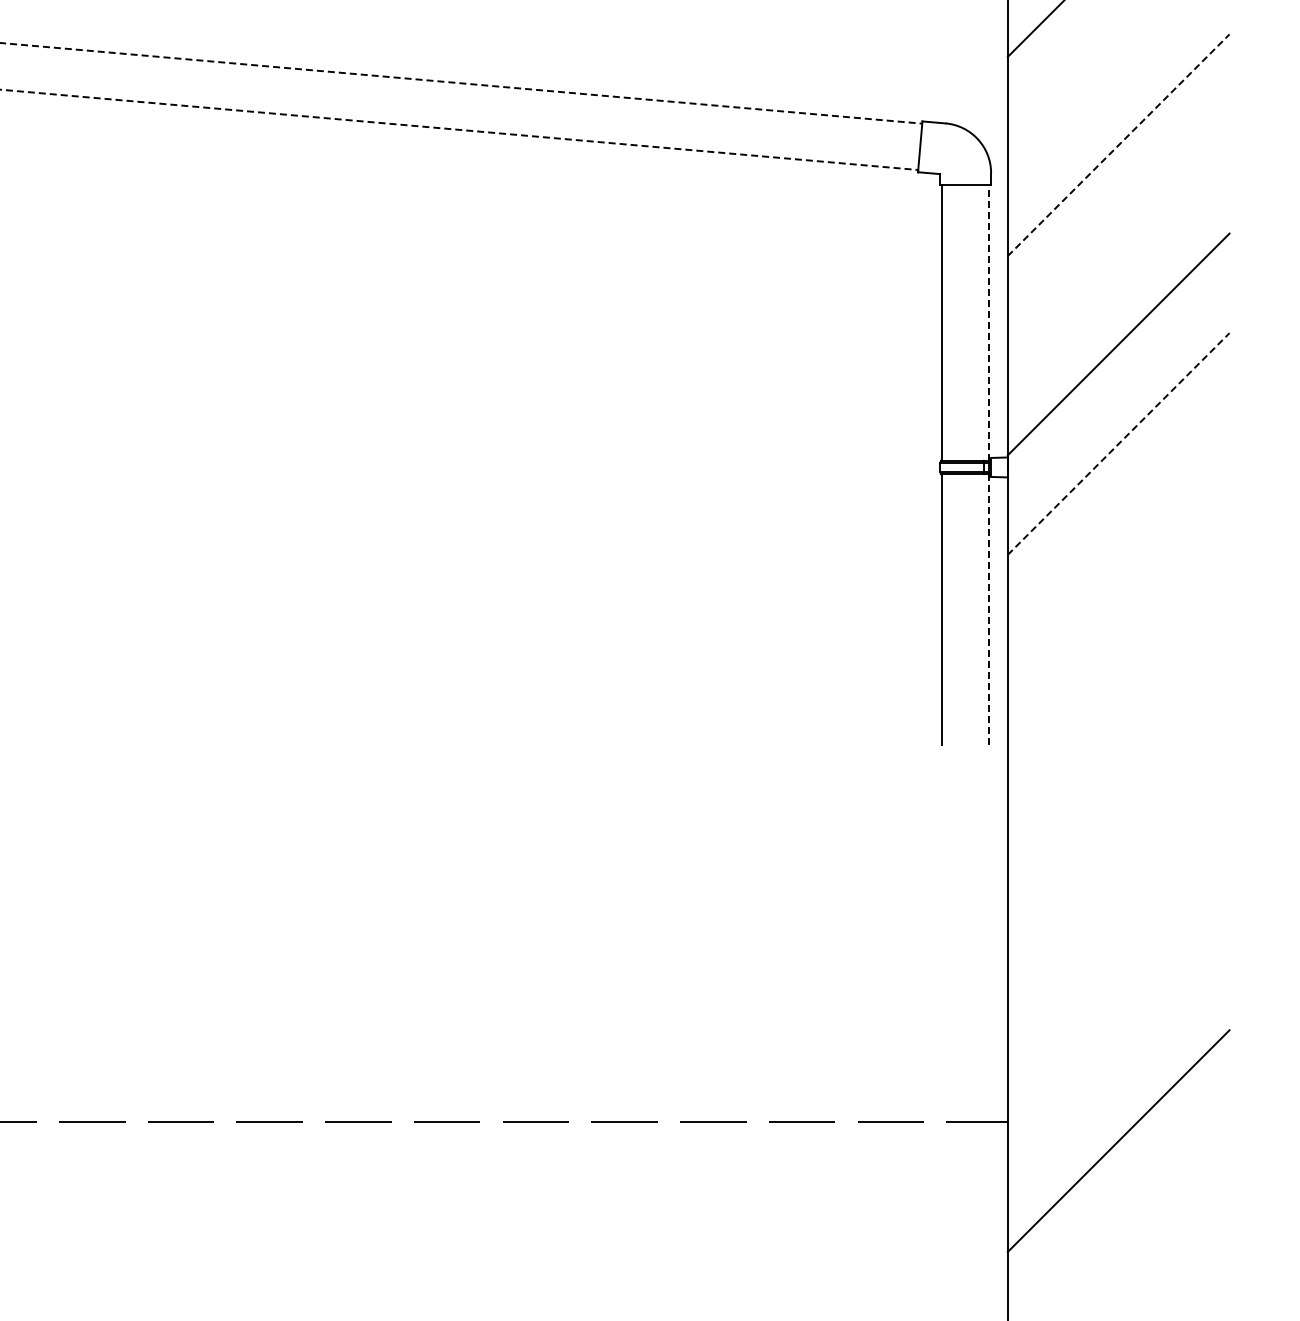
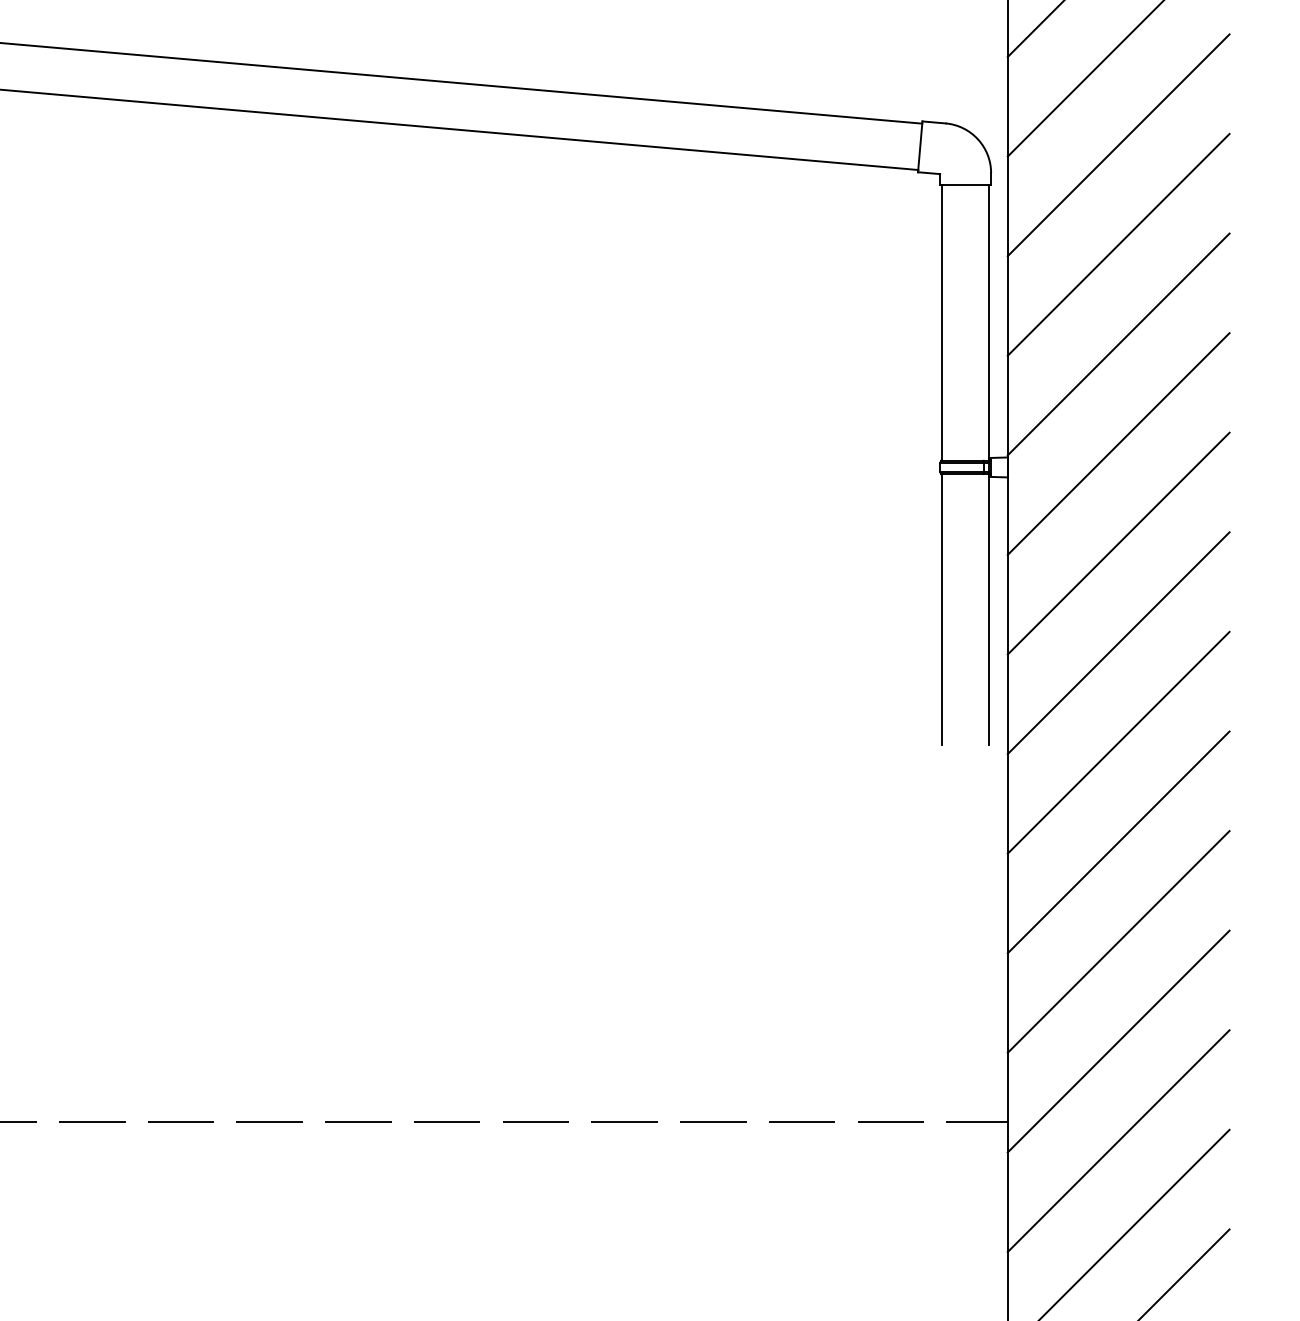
line: none -> present (1084, 79)
line: dashed -> solid (462, 83)
line: dashed -> solid (460, 129)
line: dashed -> solid (1118, 145)
line: none -> present (1118, 244)
line: dashed -> solid (988, 323)
line: dashed -> solid (1118, 444)
line: none -> present (1118, 543)
line: dashed -> solid (988, 608)
line: none -> present (1118, 643)
line: none -> present (1118, 742)
line: none -> present (1118, 842)
line: none -> present (1118, 941)
line: none -> present (1118, 1041)
line: none -> present (1135, 1223)
line: none -> present (1185, 1273)
